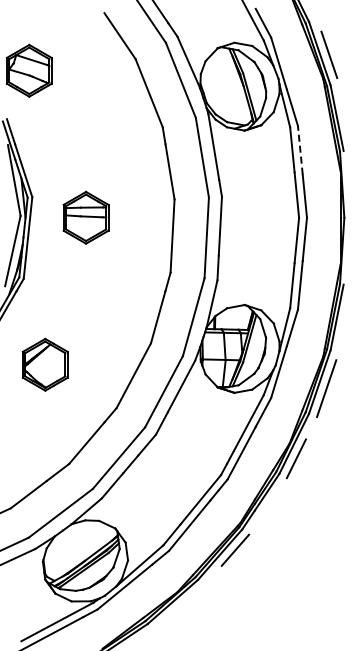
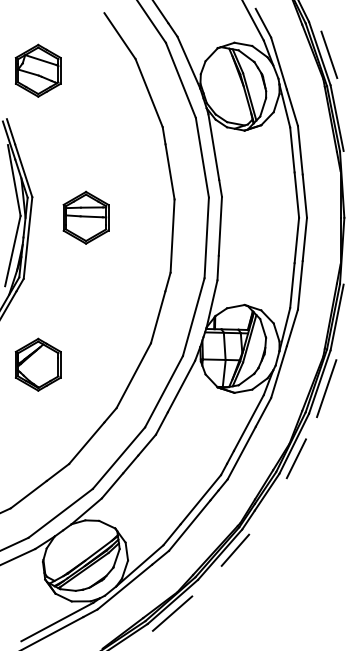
part position: (28, 70) -> (37, 70) (37, 70)
line: dashed -> solid (300, 149)
part position: (44, 364) -> (37, 364) (37, 364)
line: none -> present (172, 613)
